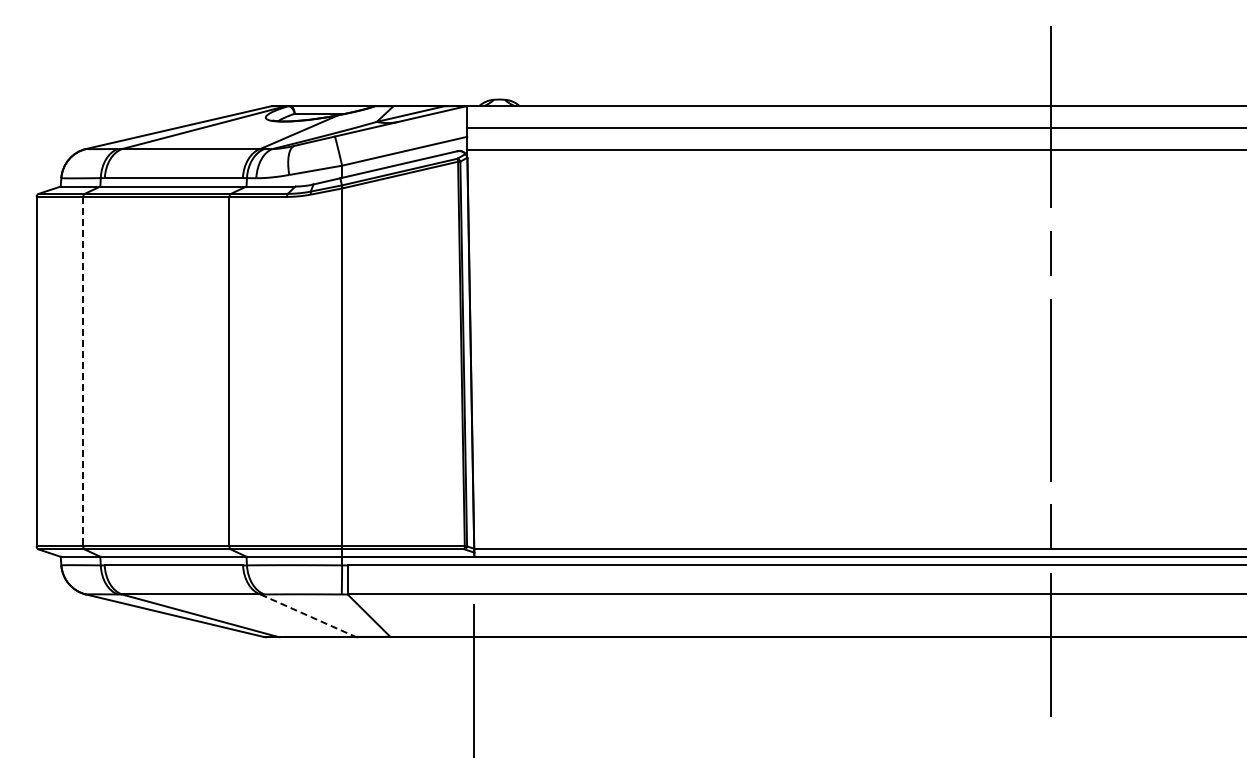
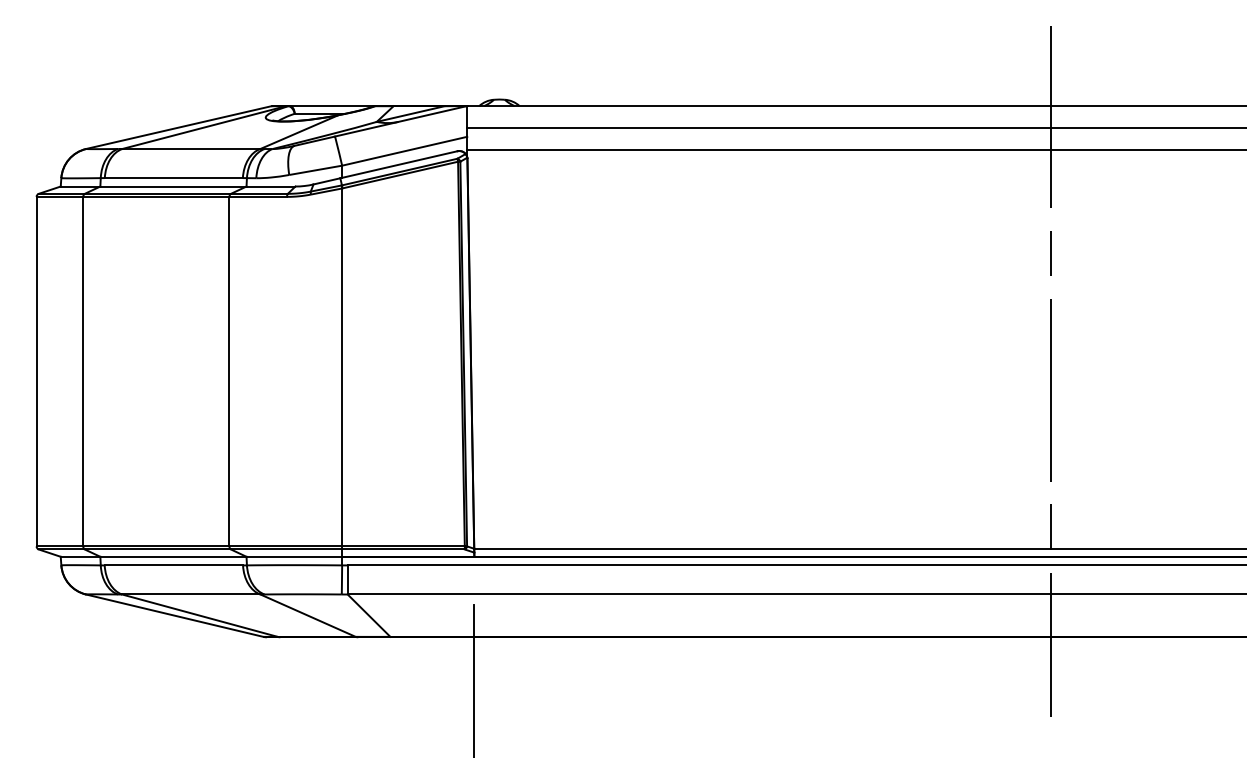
line: dashed -> solid (83, 371)
line: dashed -> solid (308, 615)
